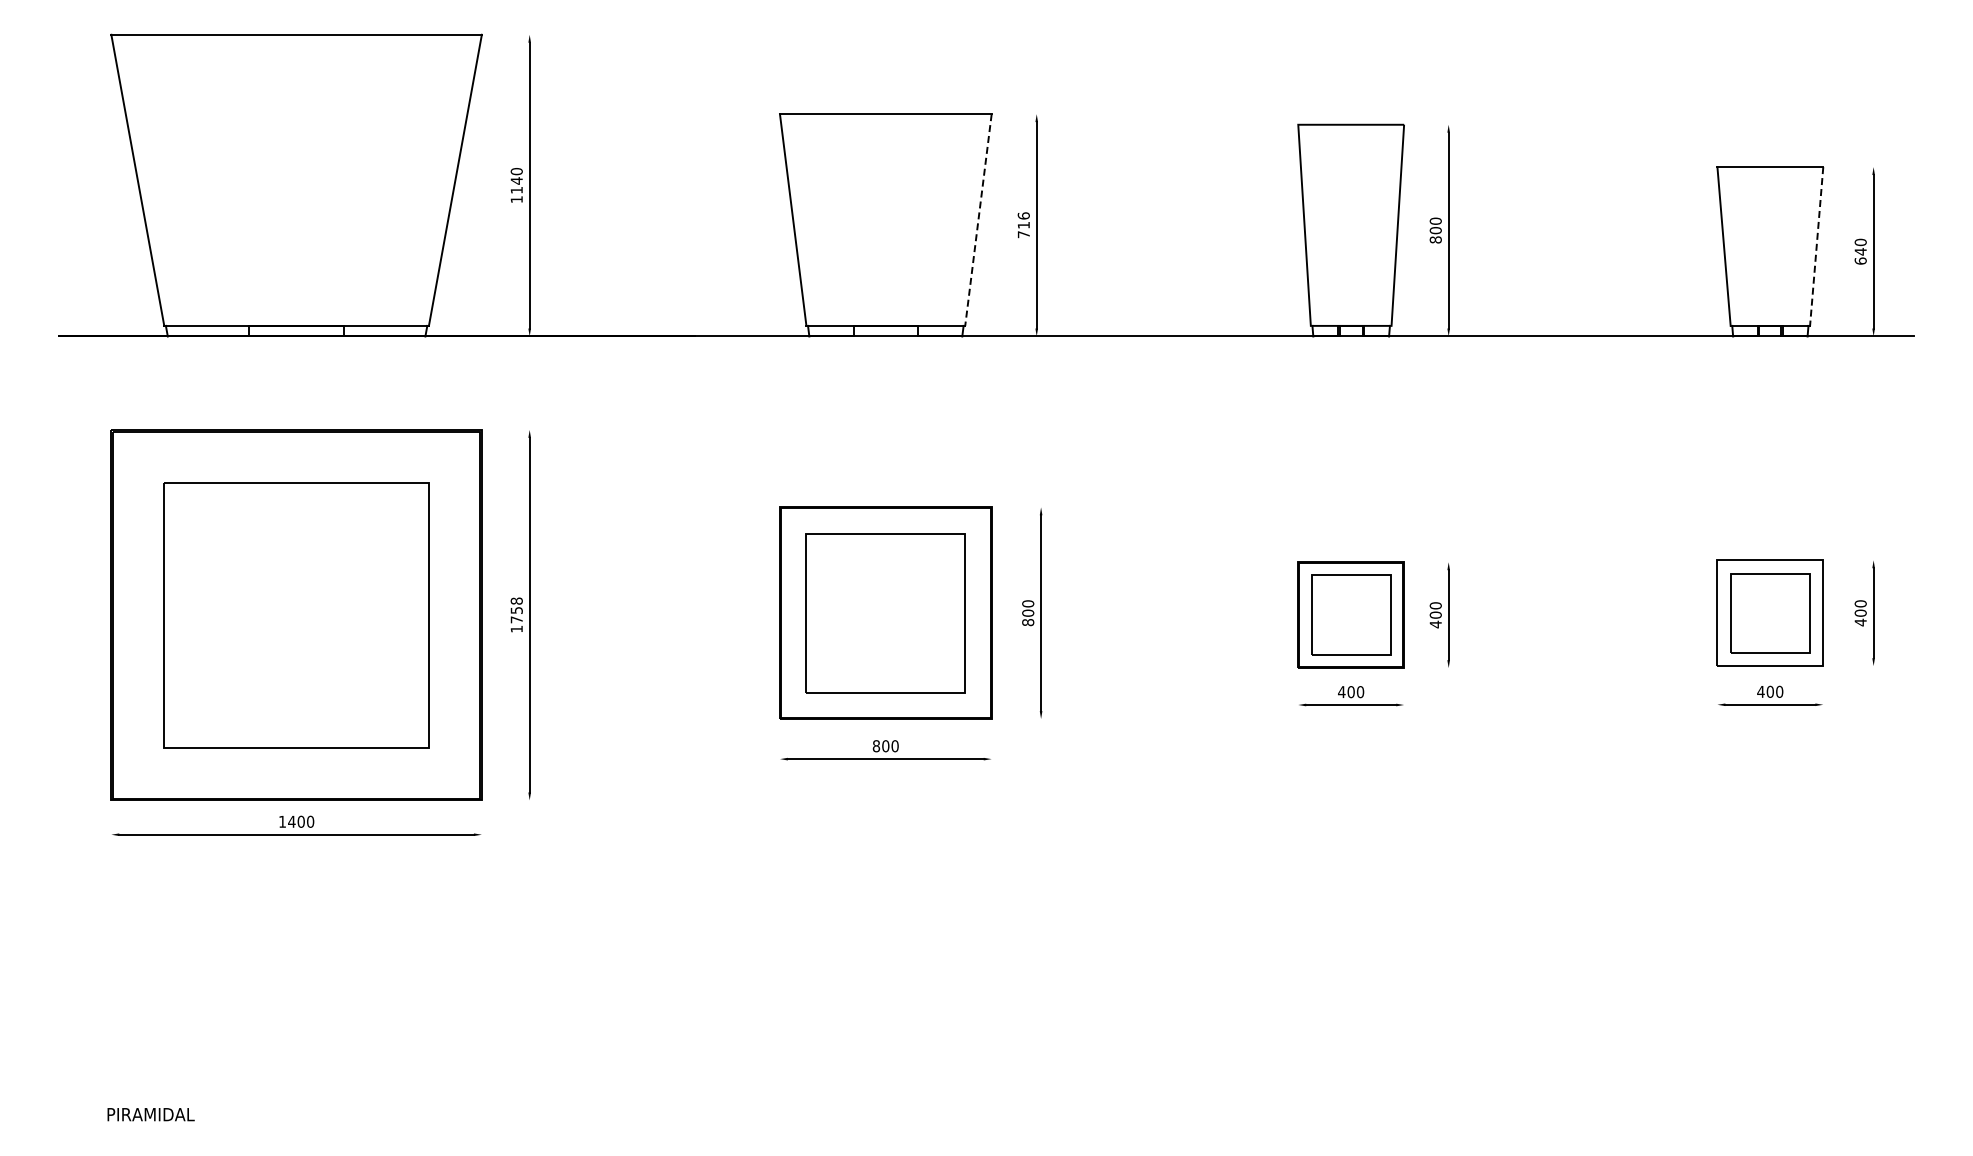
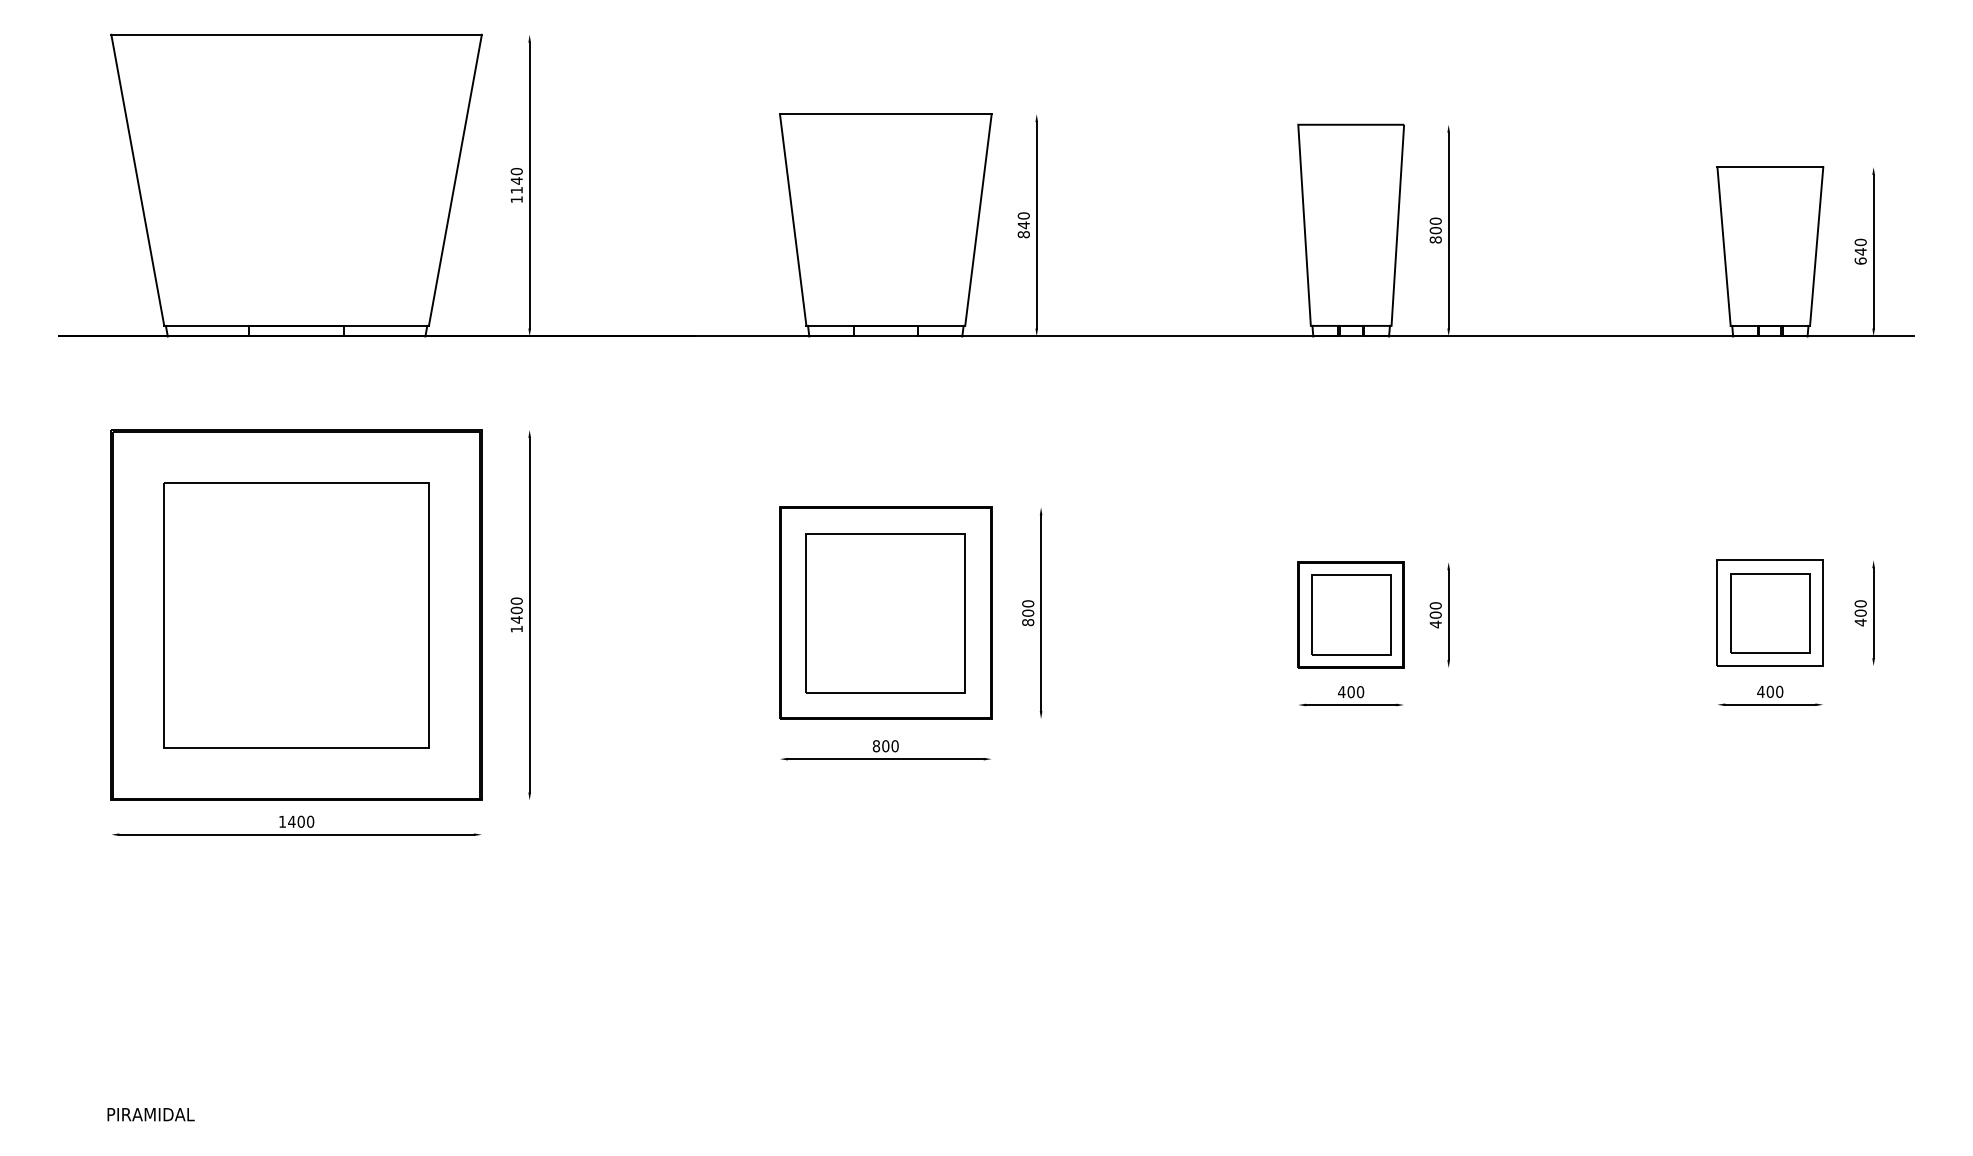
line: dashed -> solid (978, 220)
text: 716 -> 840 (1023, 225)
line: dashed -> solid (1816, 246)
text: 1758 -> 1400 (516, 610)
